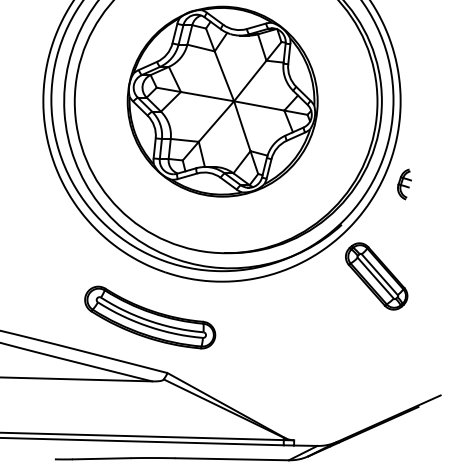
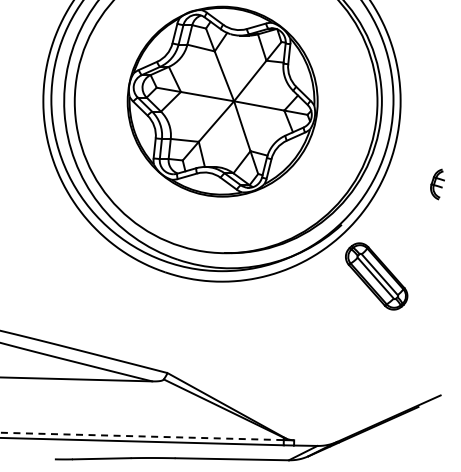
part position: (404, 184) -> (437, 184) (437, 184)
part: present -> none (150, 317)
line: solid -> dashed (142, 436)
